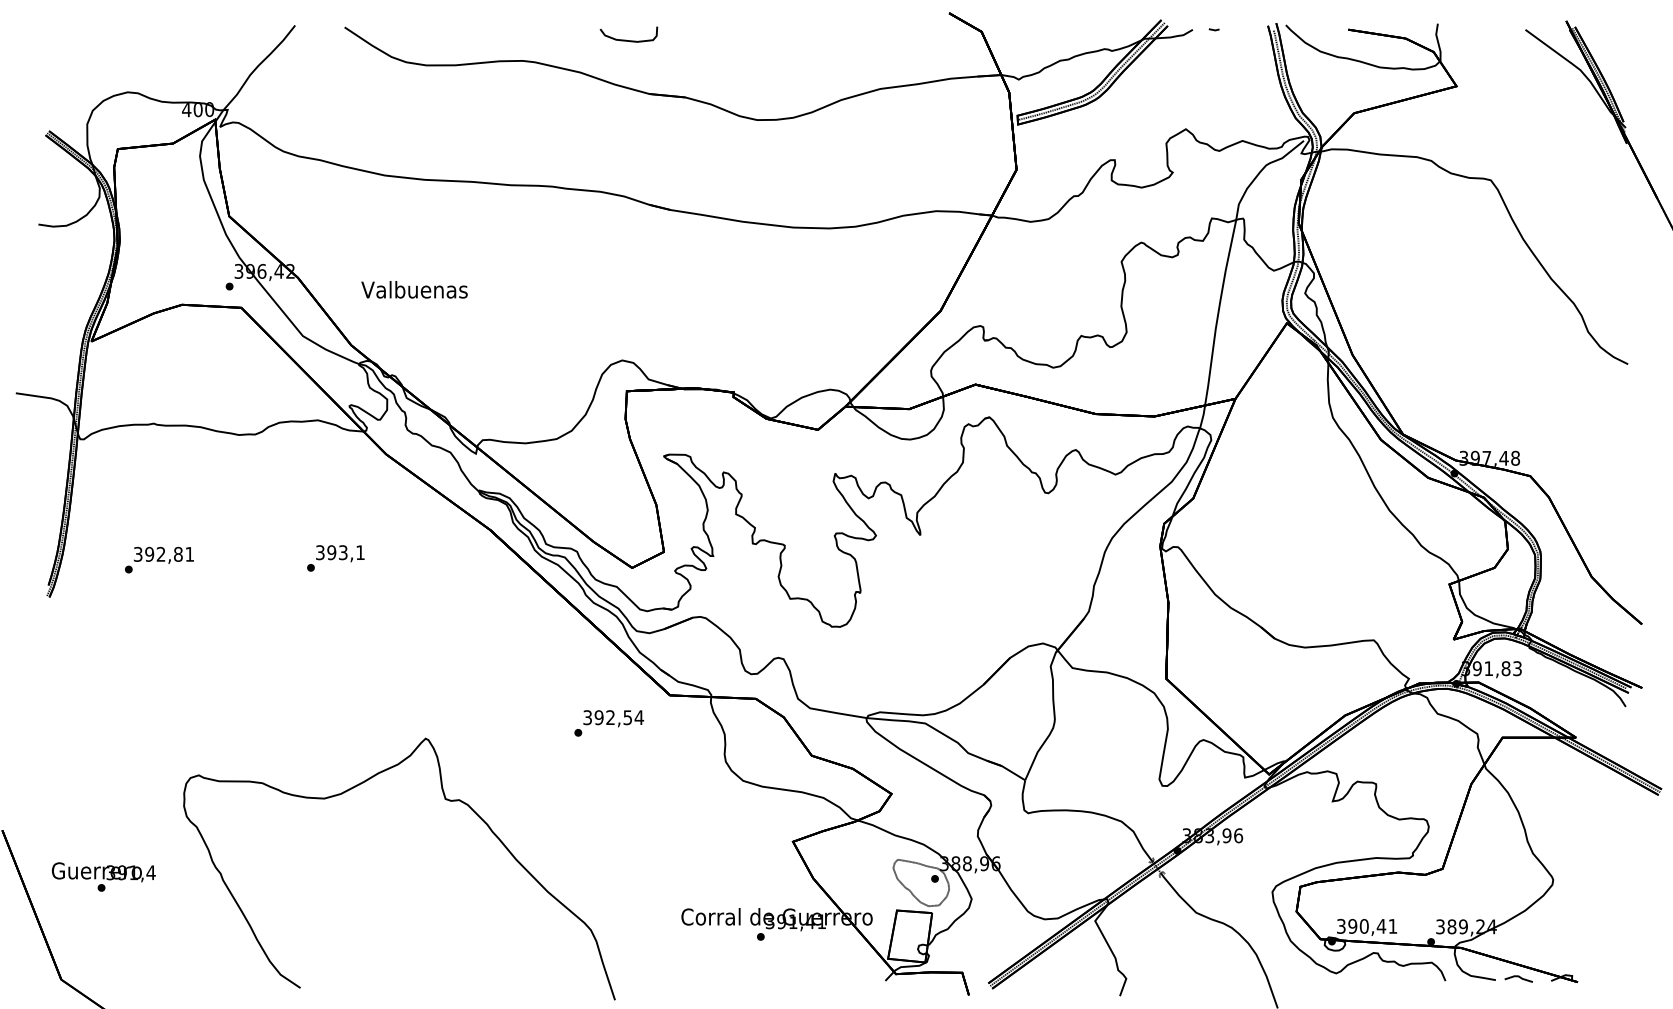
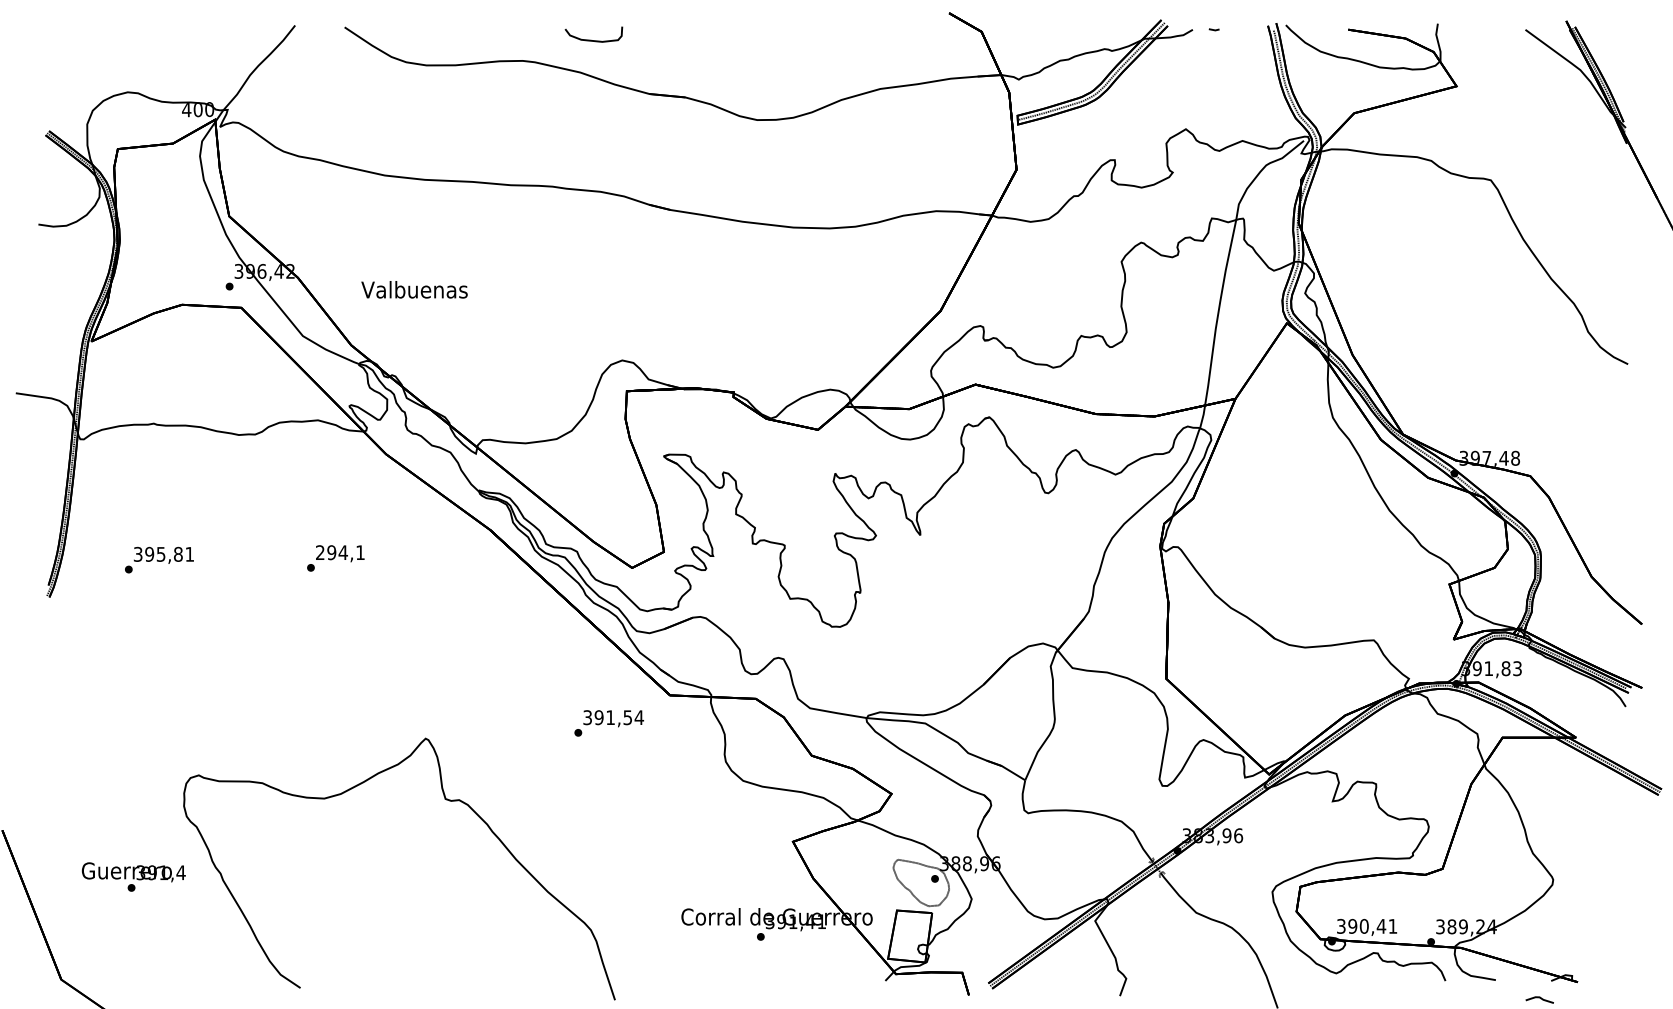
part position: (628, 34) -> (593, 34) (593, 34)
text: 393,1 -> 294,1 (331, 552)
text: 392,81 -> 395,81 (160, 553)
text: 392,54 -> 391,54 (610, 717)
text position: (103, 876) -> (133, 876) (133, 876)
line position: (1518, 977) -> (1539, 998) (1539, 998)
